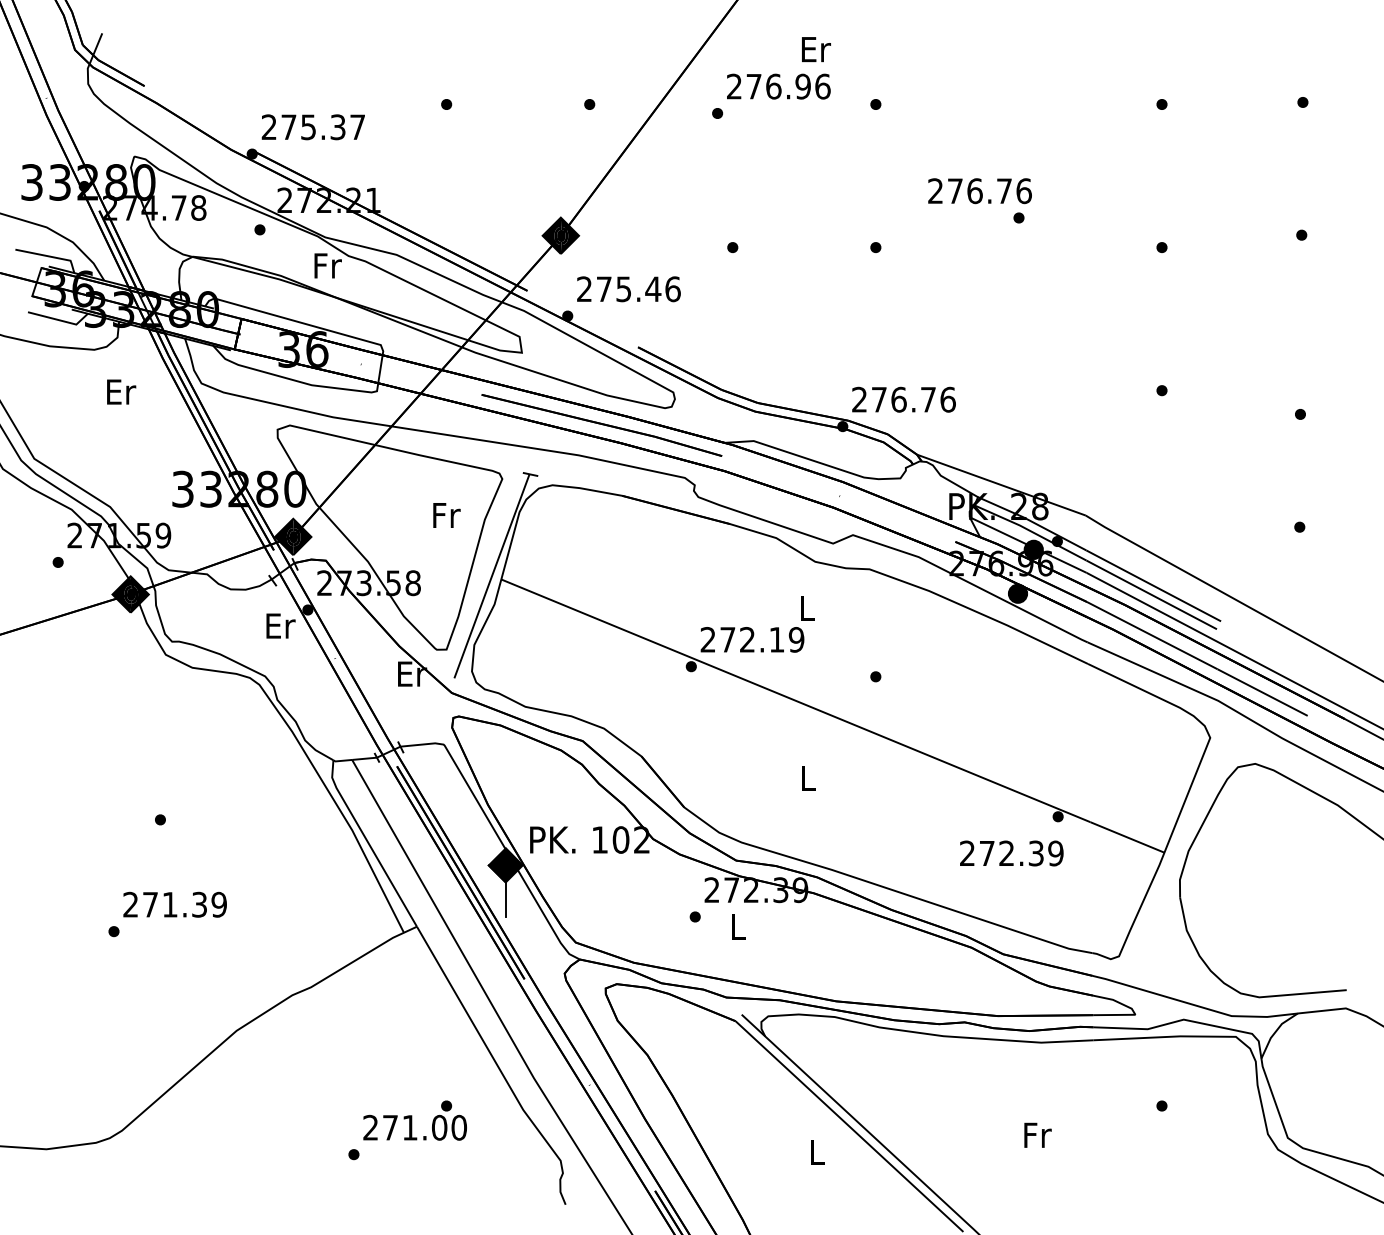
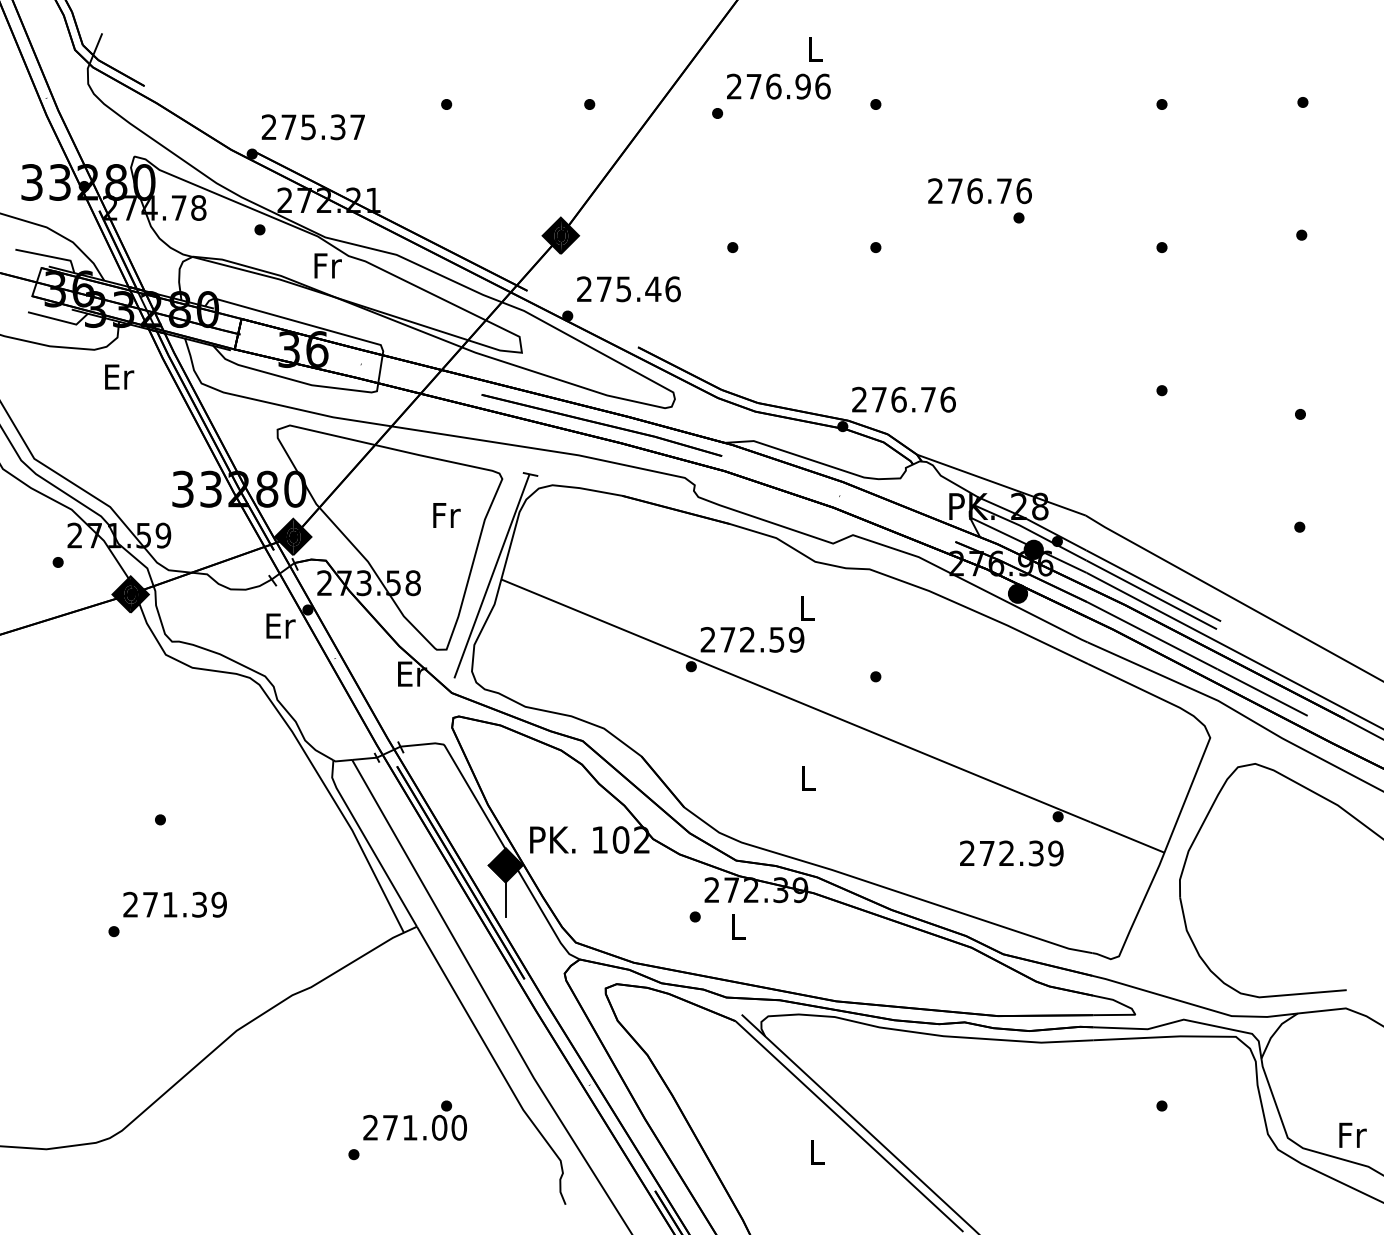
text: Er -> L (816, 49)
text position: (121, 391) -> (119, 376) (119, 376)
text: 272.19 -> 272.59 (776, 639)
text position: (1037, 1134) -> (1352, 1134) (1352, 1134)
